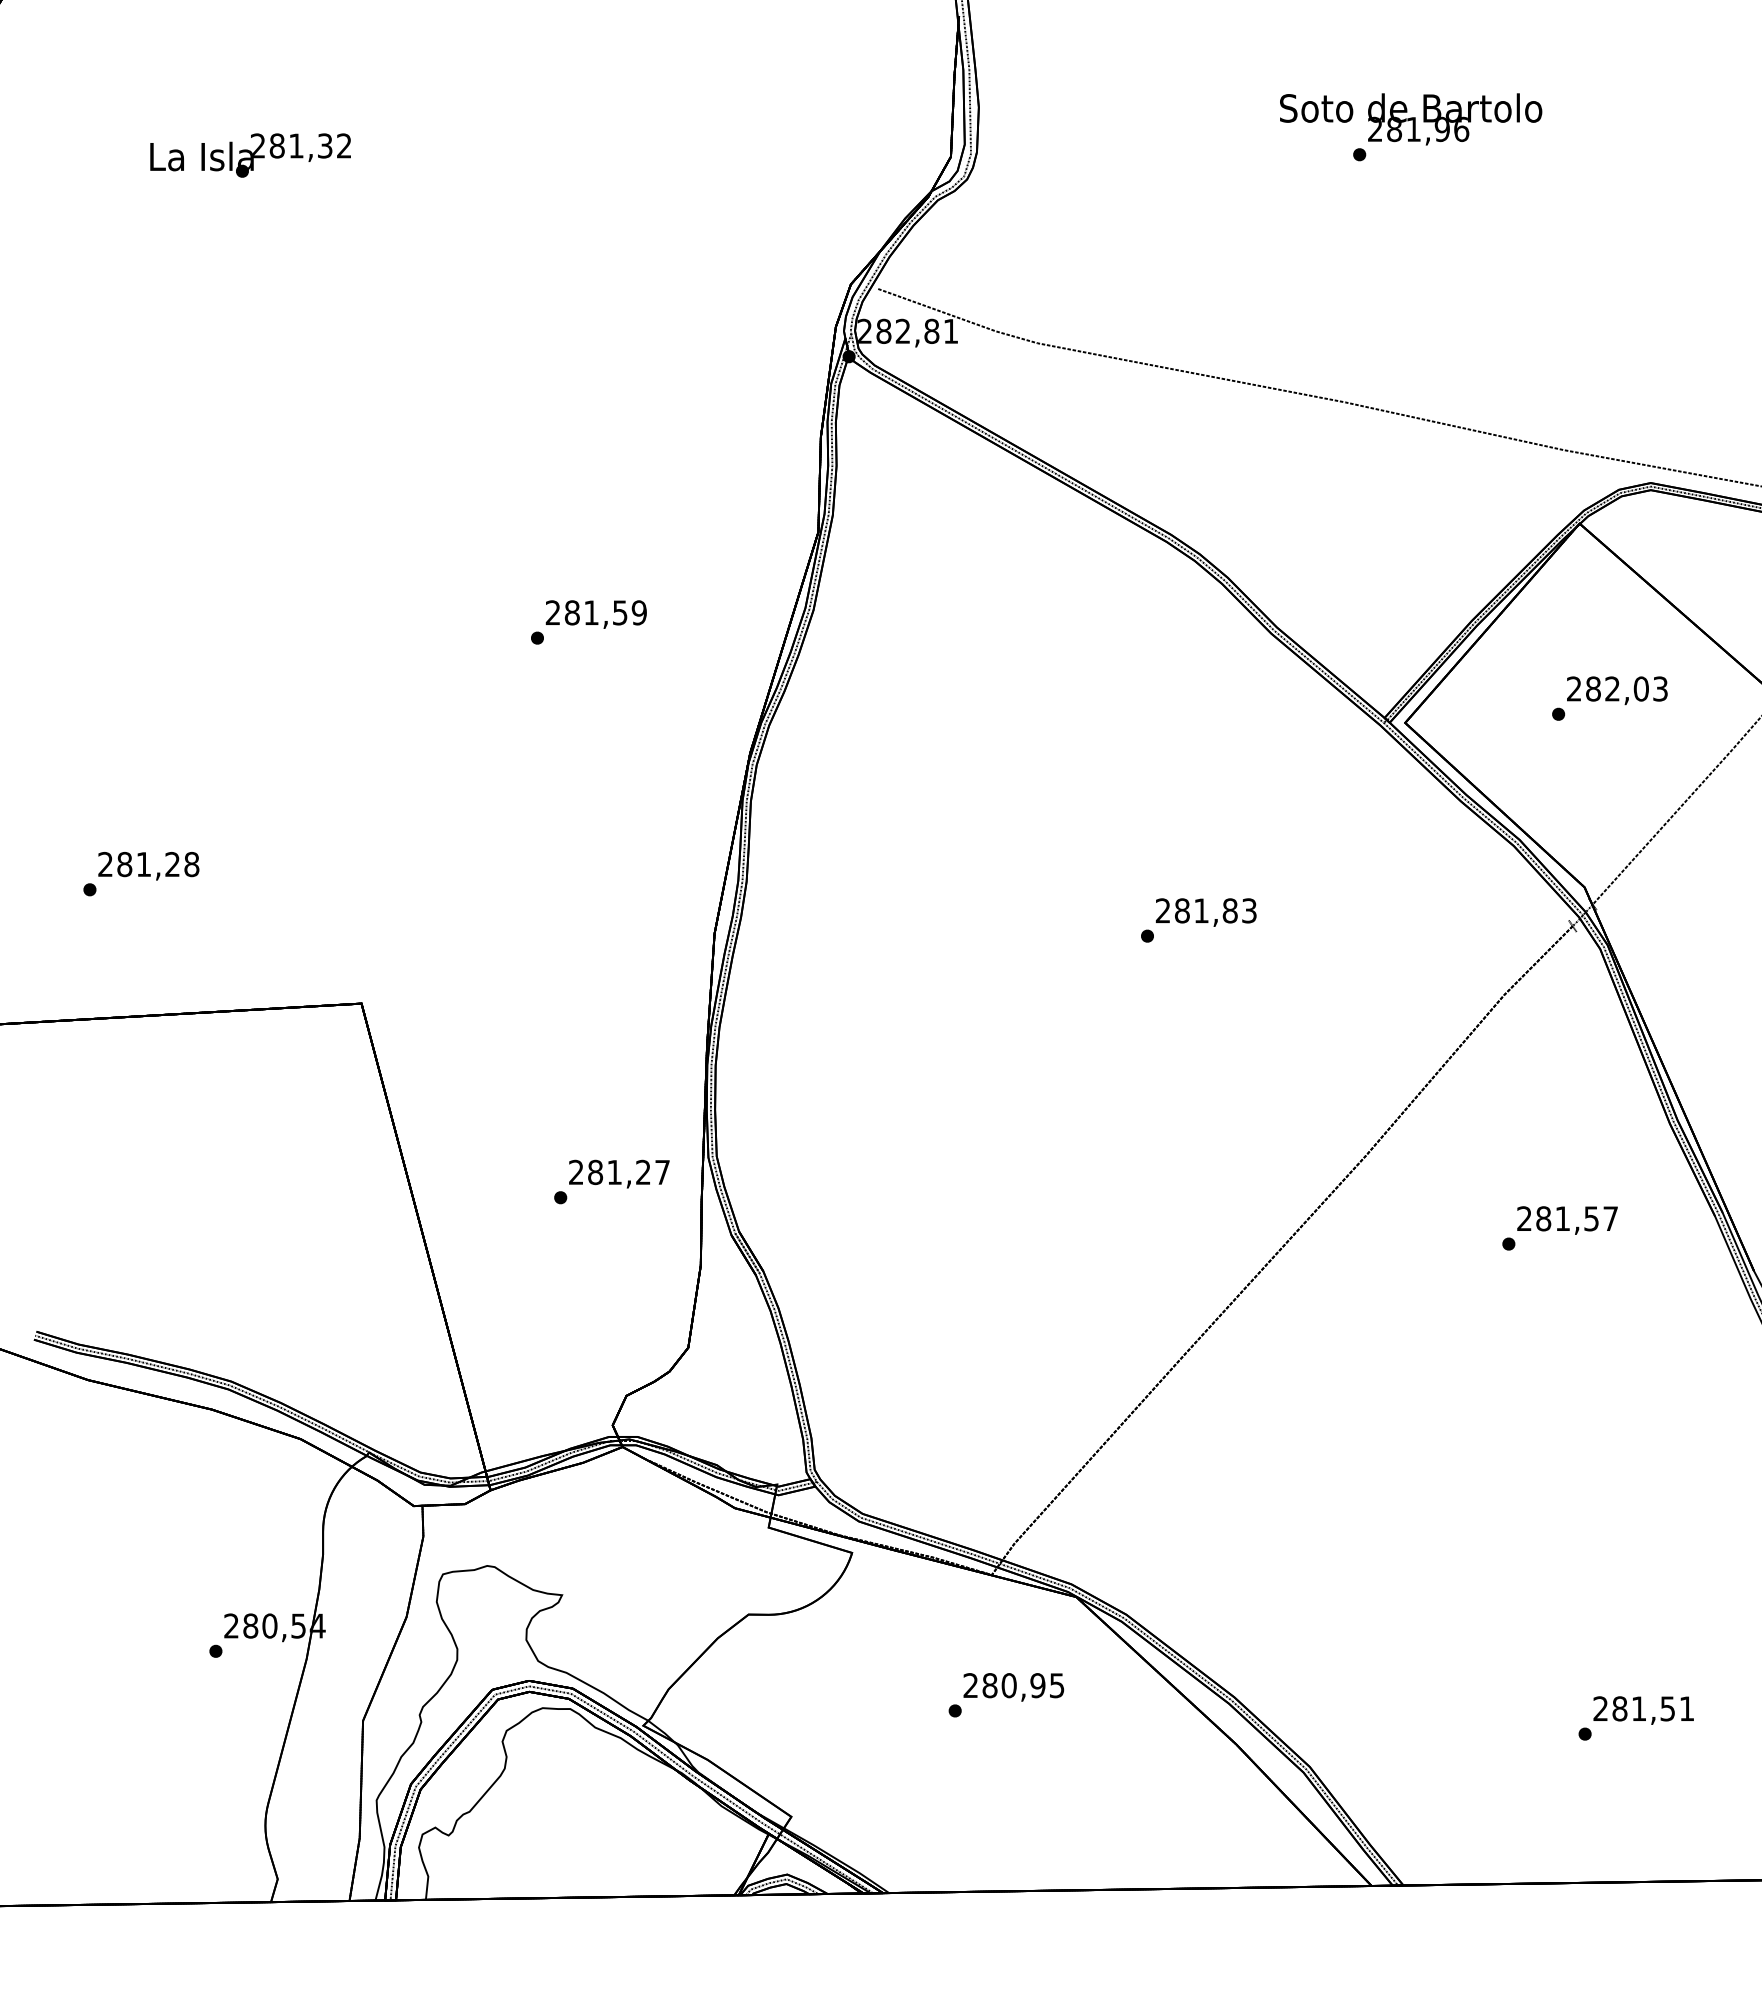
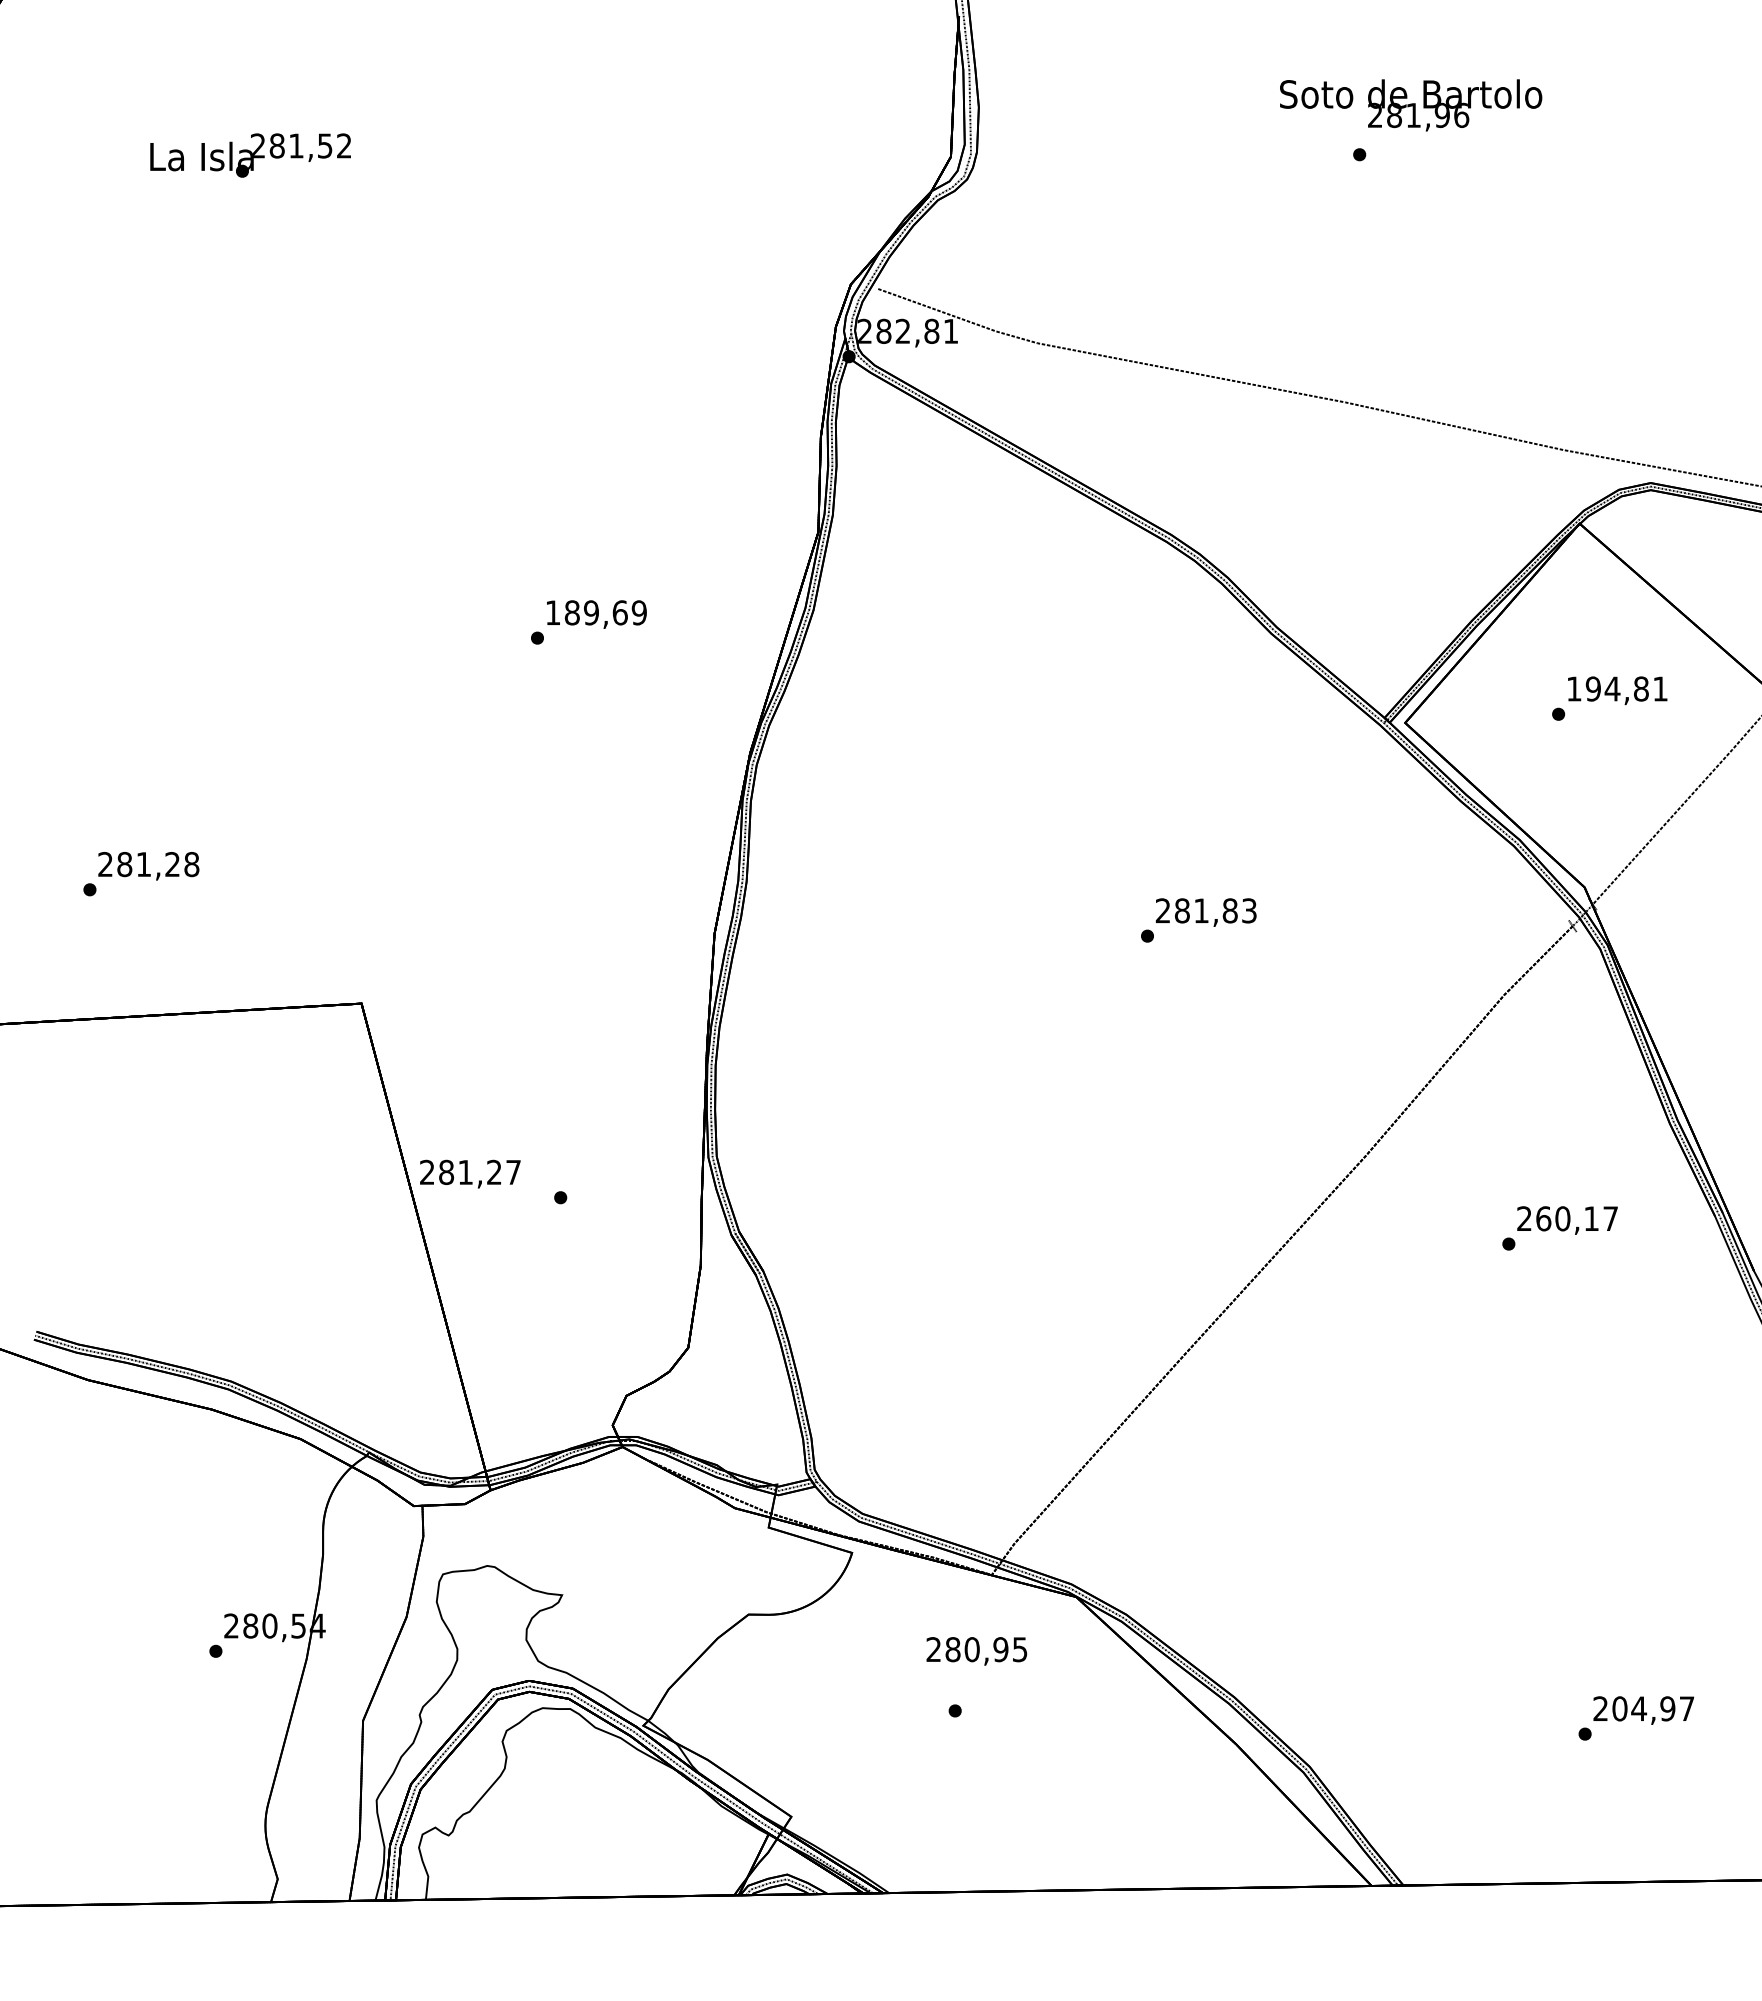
text position: (1411, 119) -> (1411, 105) (1411, 105)
text: 281,32 -> 281,52 (325, 145)
text: 281,59 -> 189,69 (586, 612)
text: 282,03 -> 194,81 (1617, 688)
text position: (619, 1173) -> (470, 1173) (470, 1173)
text: 281,57 -> 260,17 (1567, 1218)
text position: (1013, 1687) -> (976, 1651) (976, 1651)
text: 281,51 -> 204,97 (1653, 1708)
